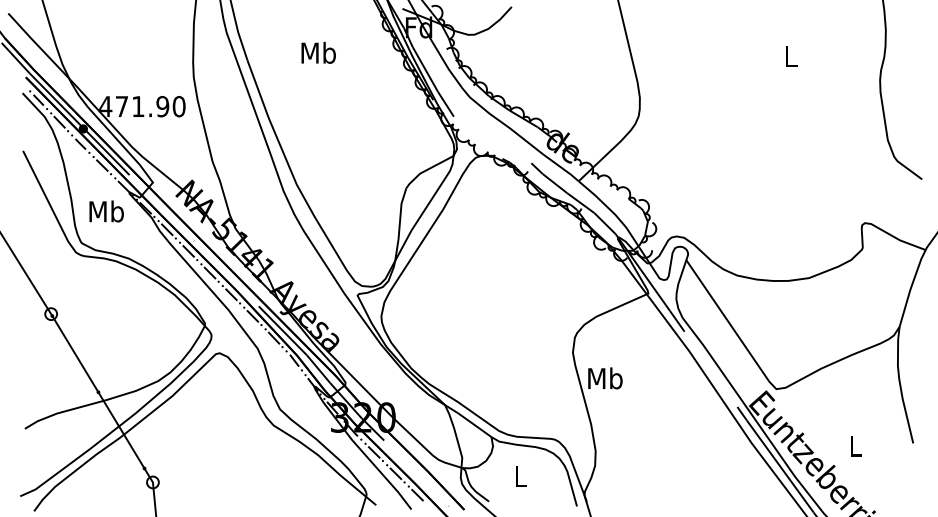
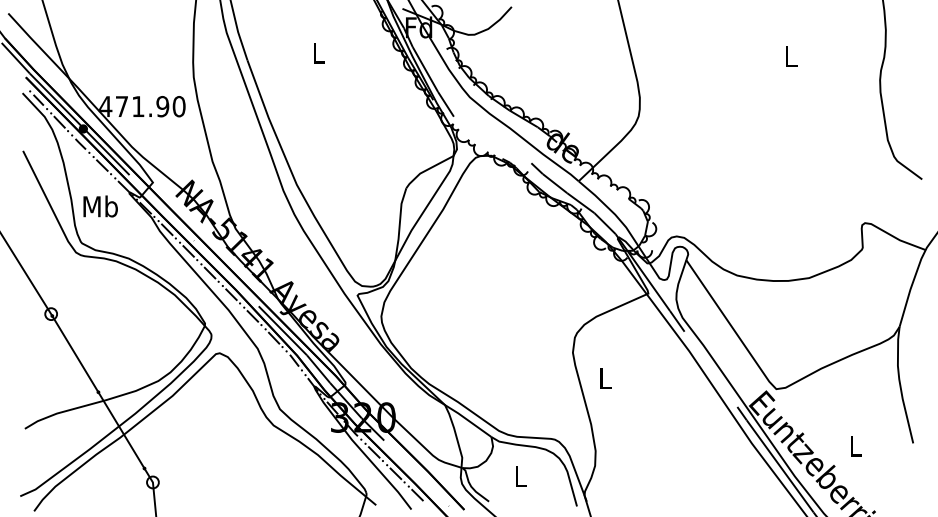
text: Mb -> L (318, 52)
text position: (106, 211) -> (100, 206) (100, 206)
text: Mb -> L (605, 378)
